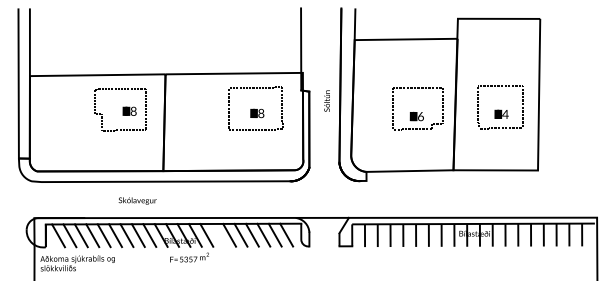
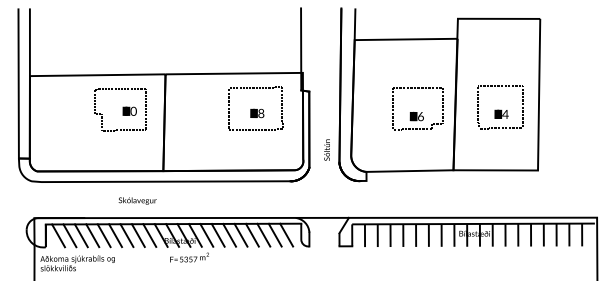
text position: (326, 100) -> (326, 149) (326, 149)
text: 38 -> 30 (133, 112)
line: none -> present (217, 235)
